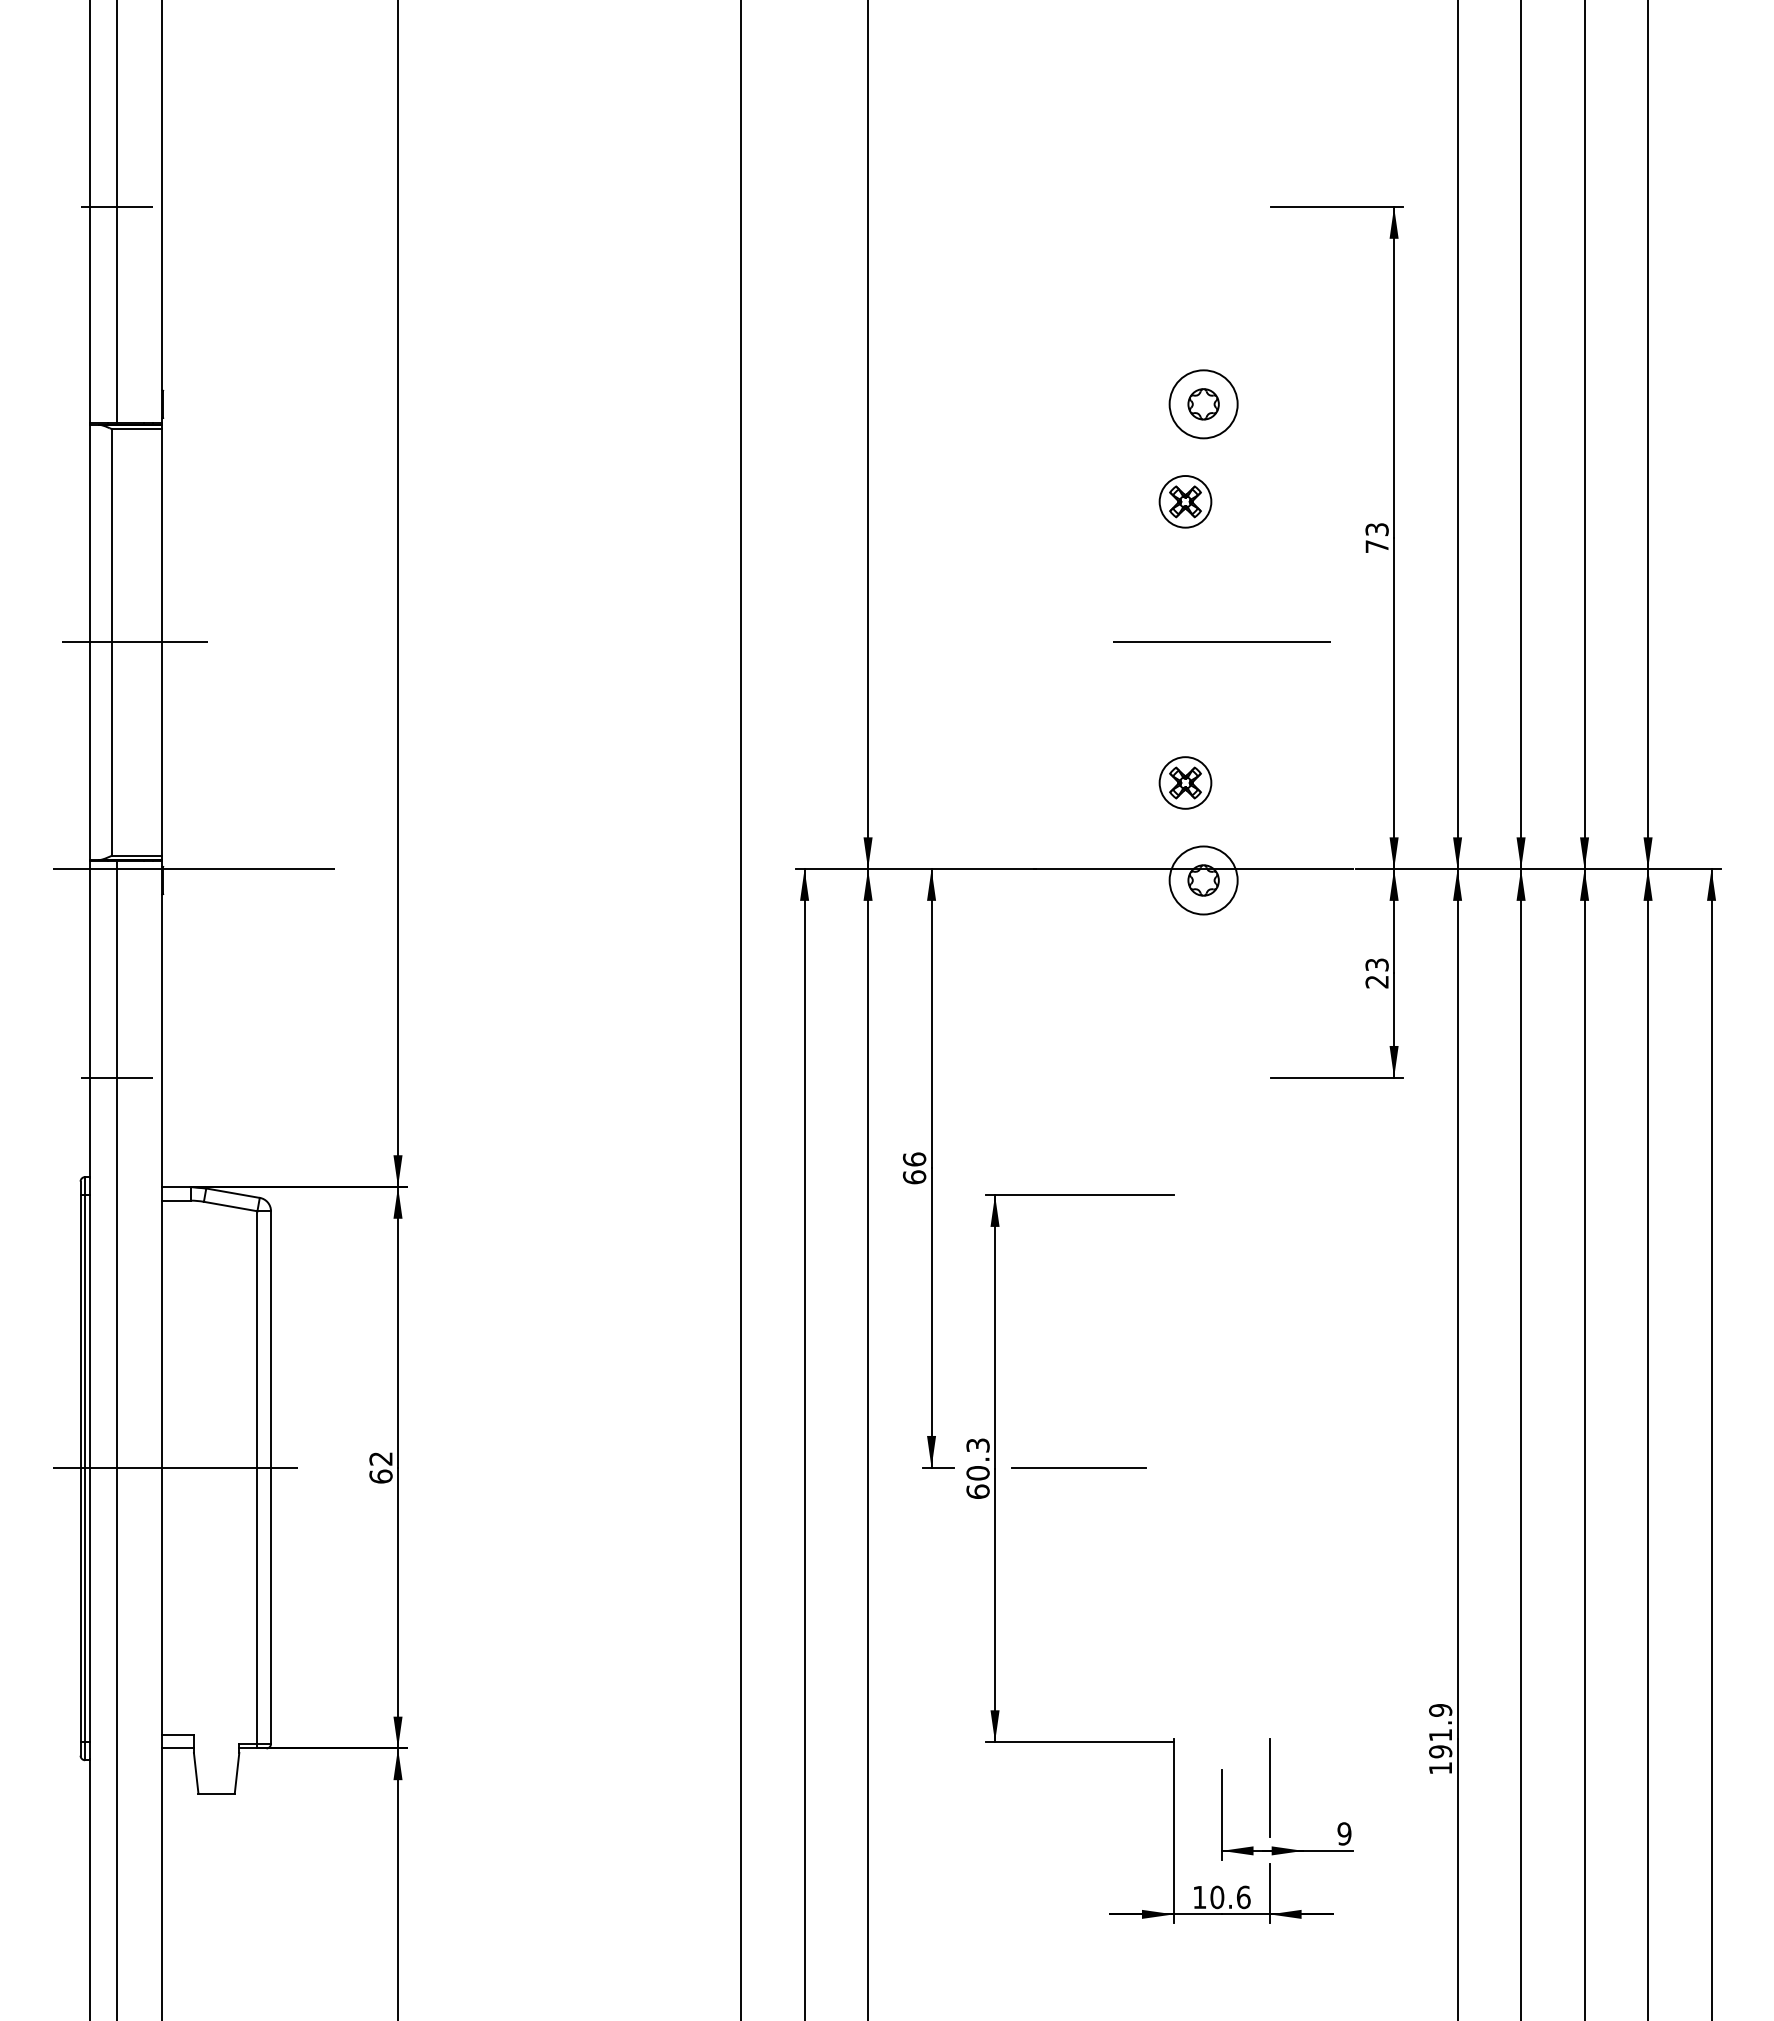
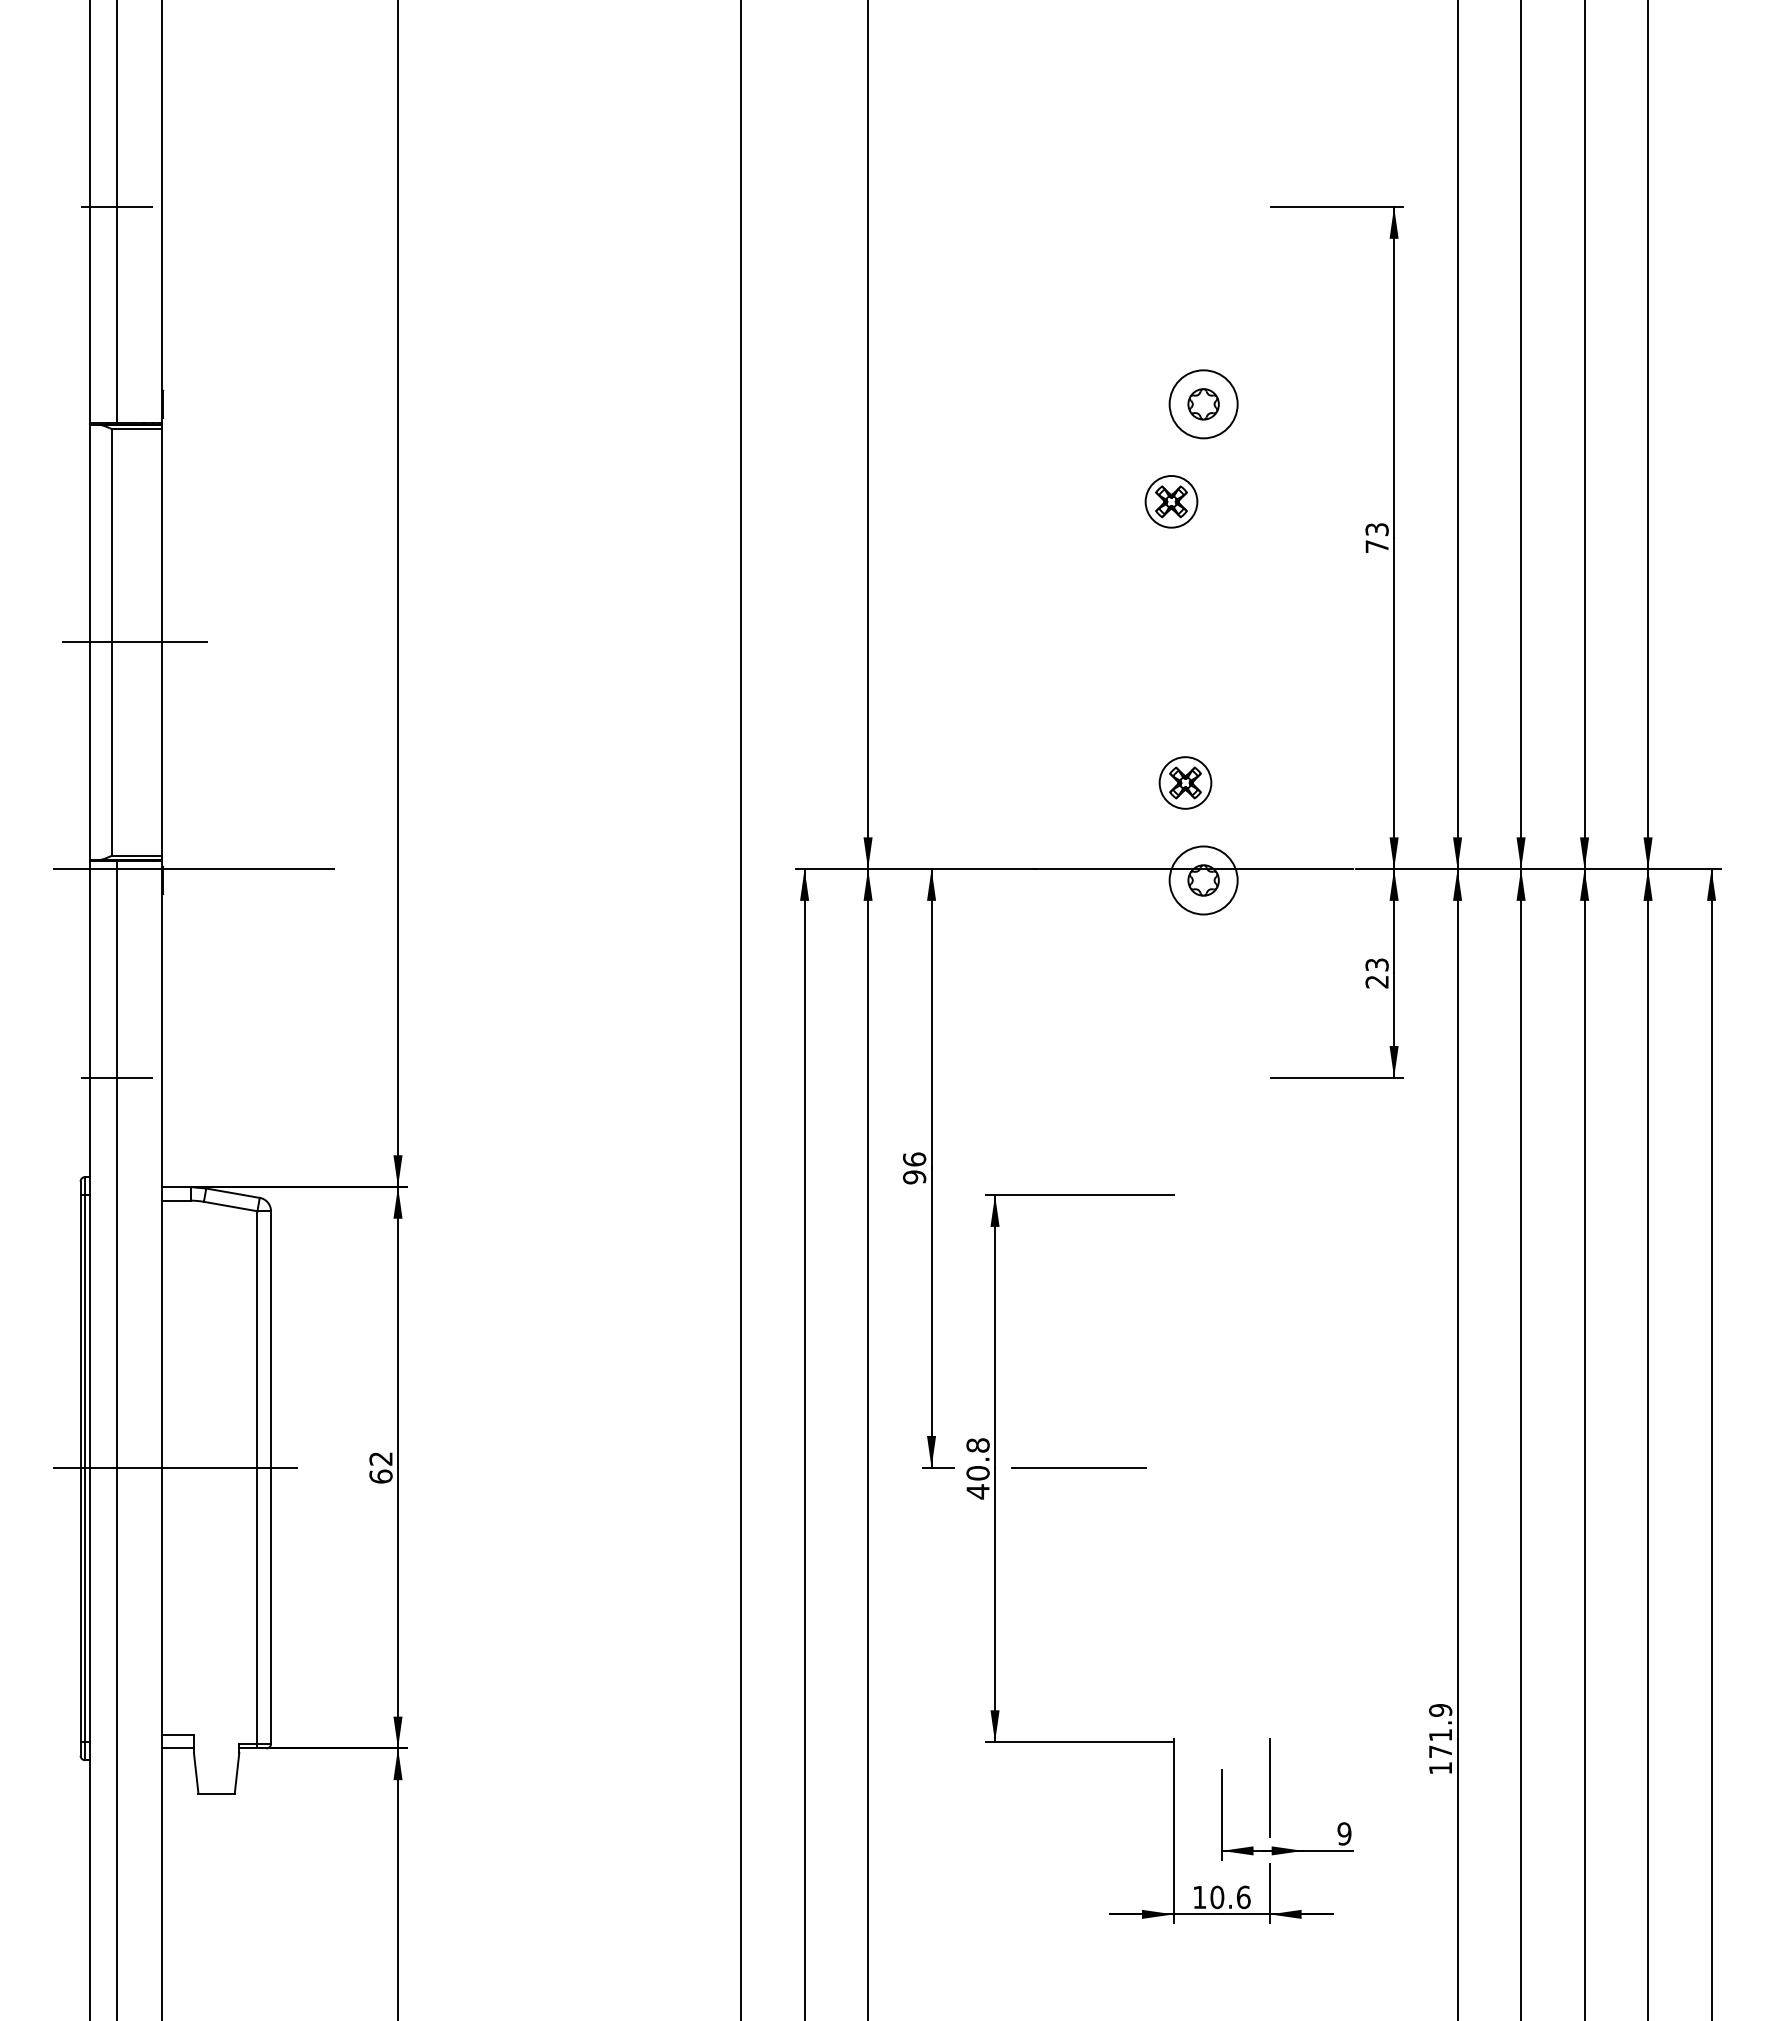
part position: (1185, 501) -> (1171, 501) (1171, 501)
line: present -> none (1221, 641)
text: 66 -> 96 (914, 1177)
text: 60.3 -> 40.8 (977, 1468)
text: 191.9 -> 171.9 (1440, 1751)
